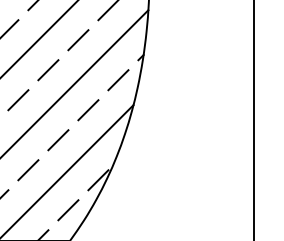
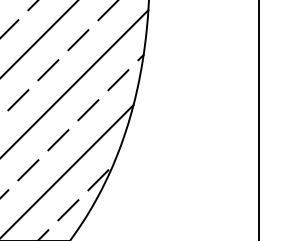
line position: (254, 119) -> (259, 119) (259, 119)
